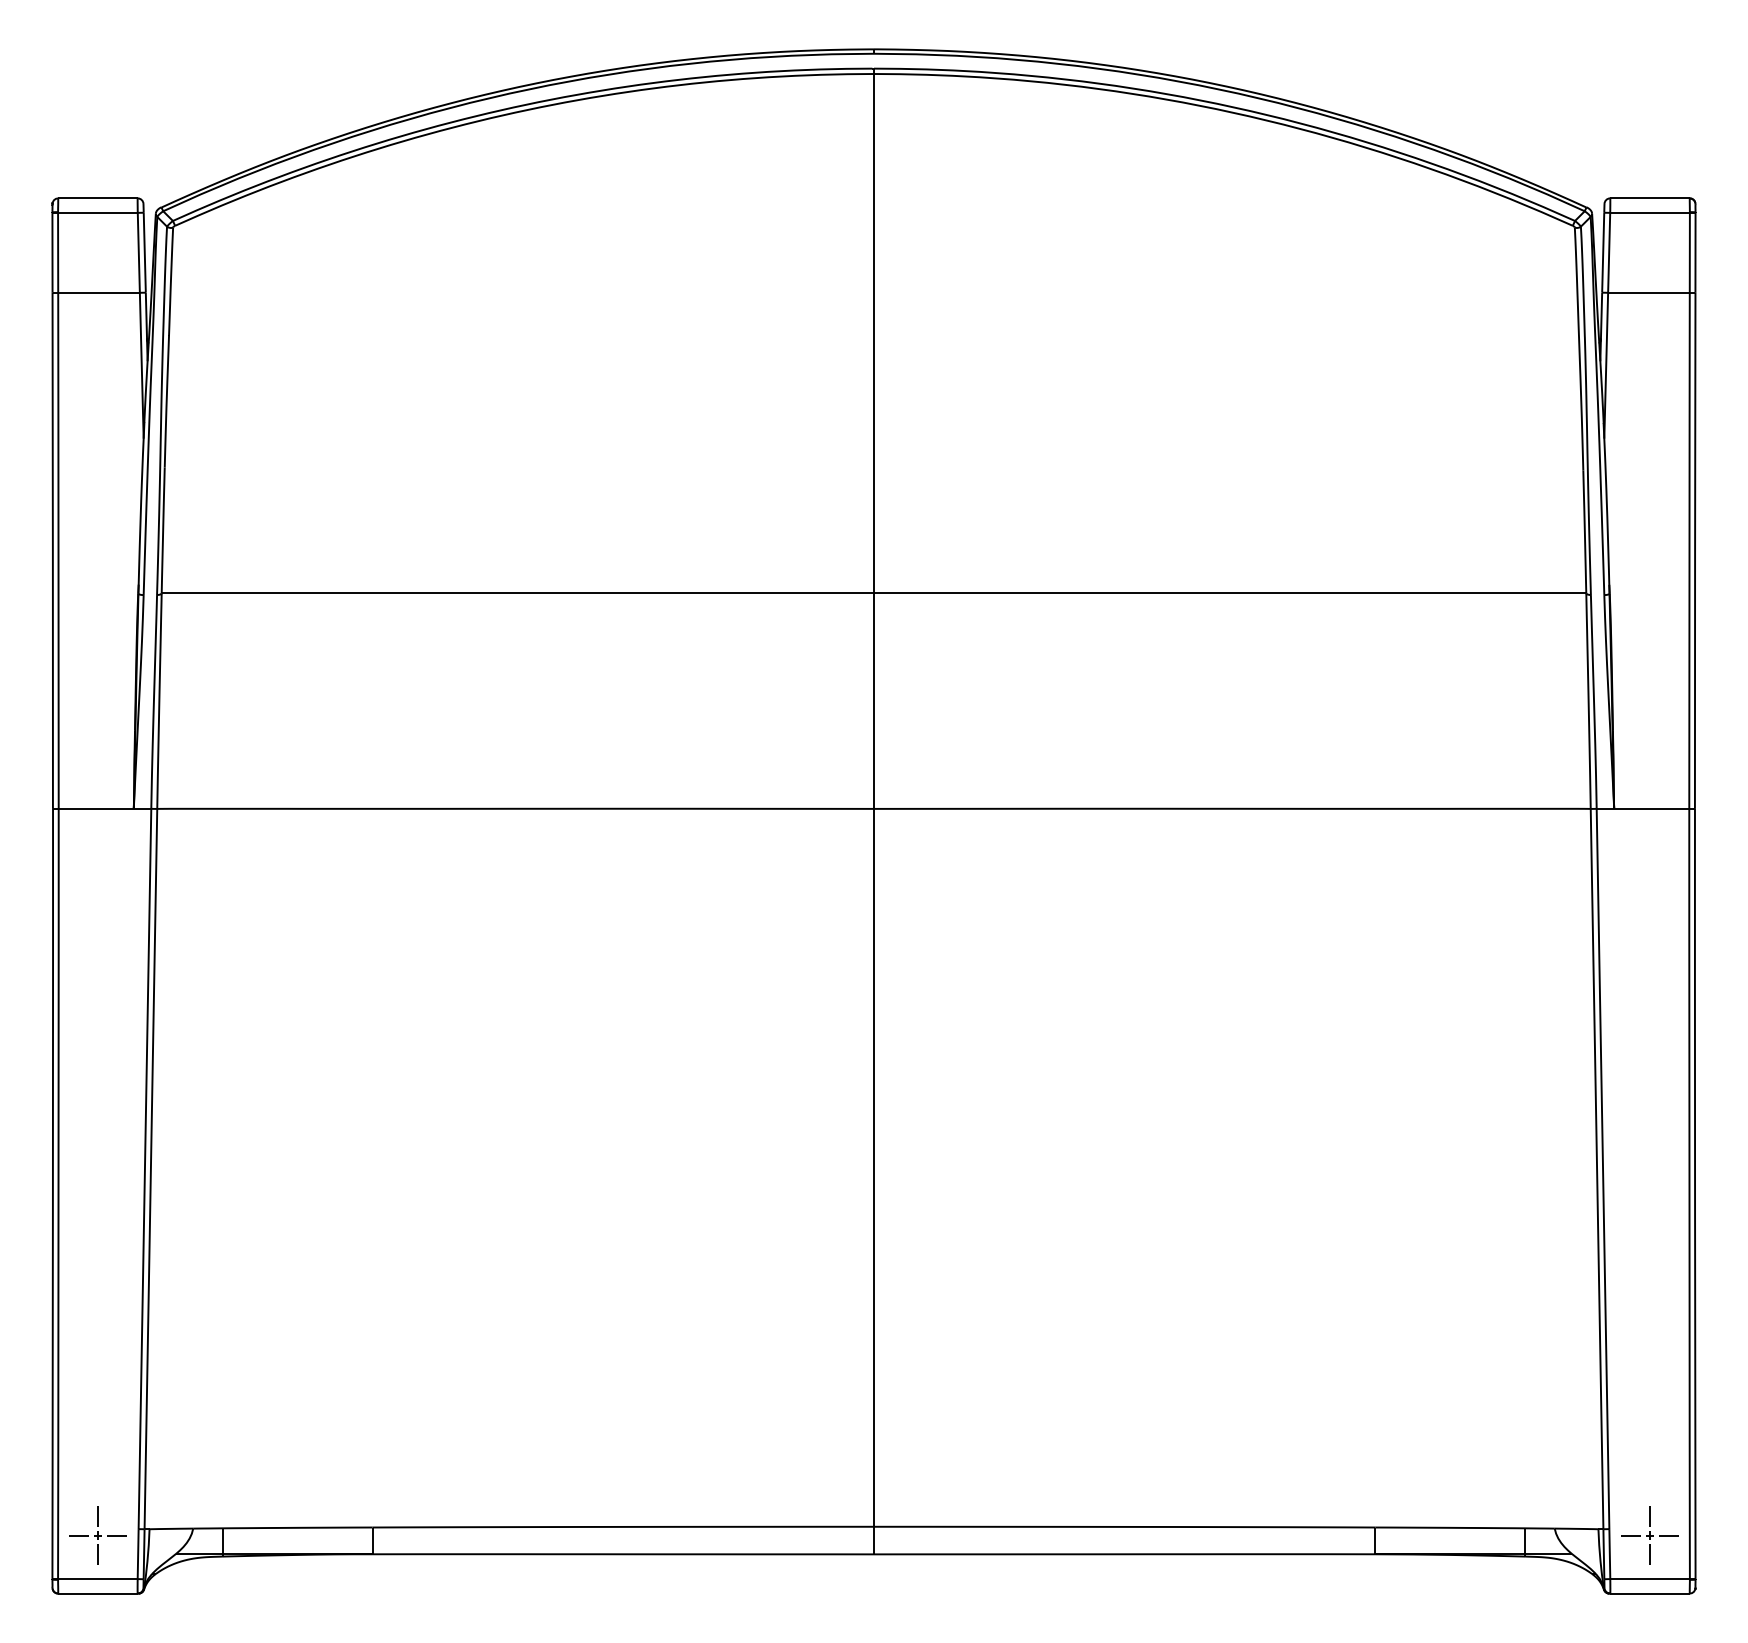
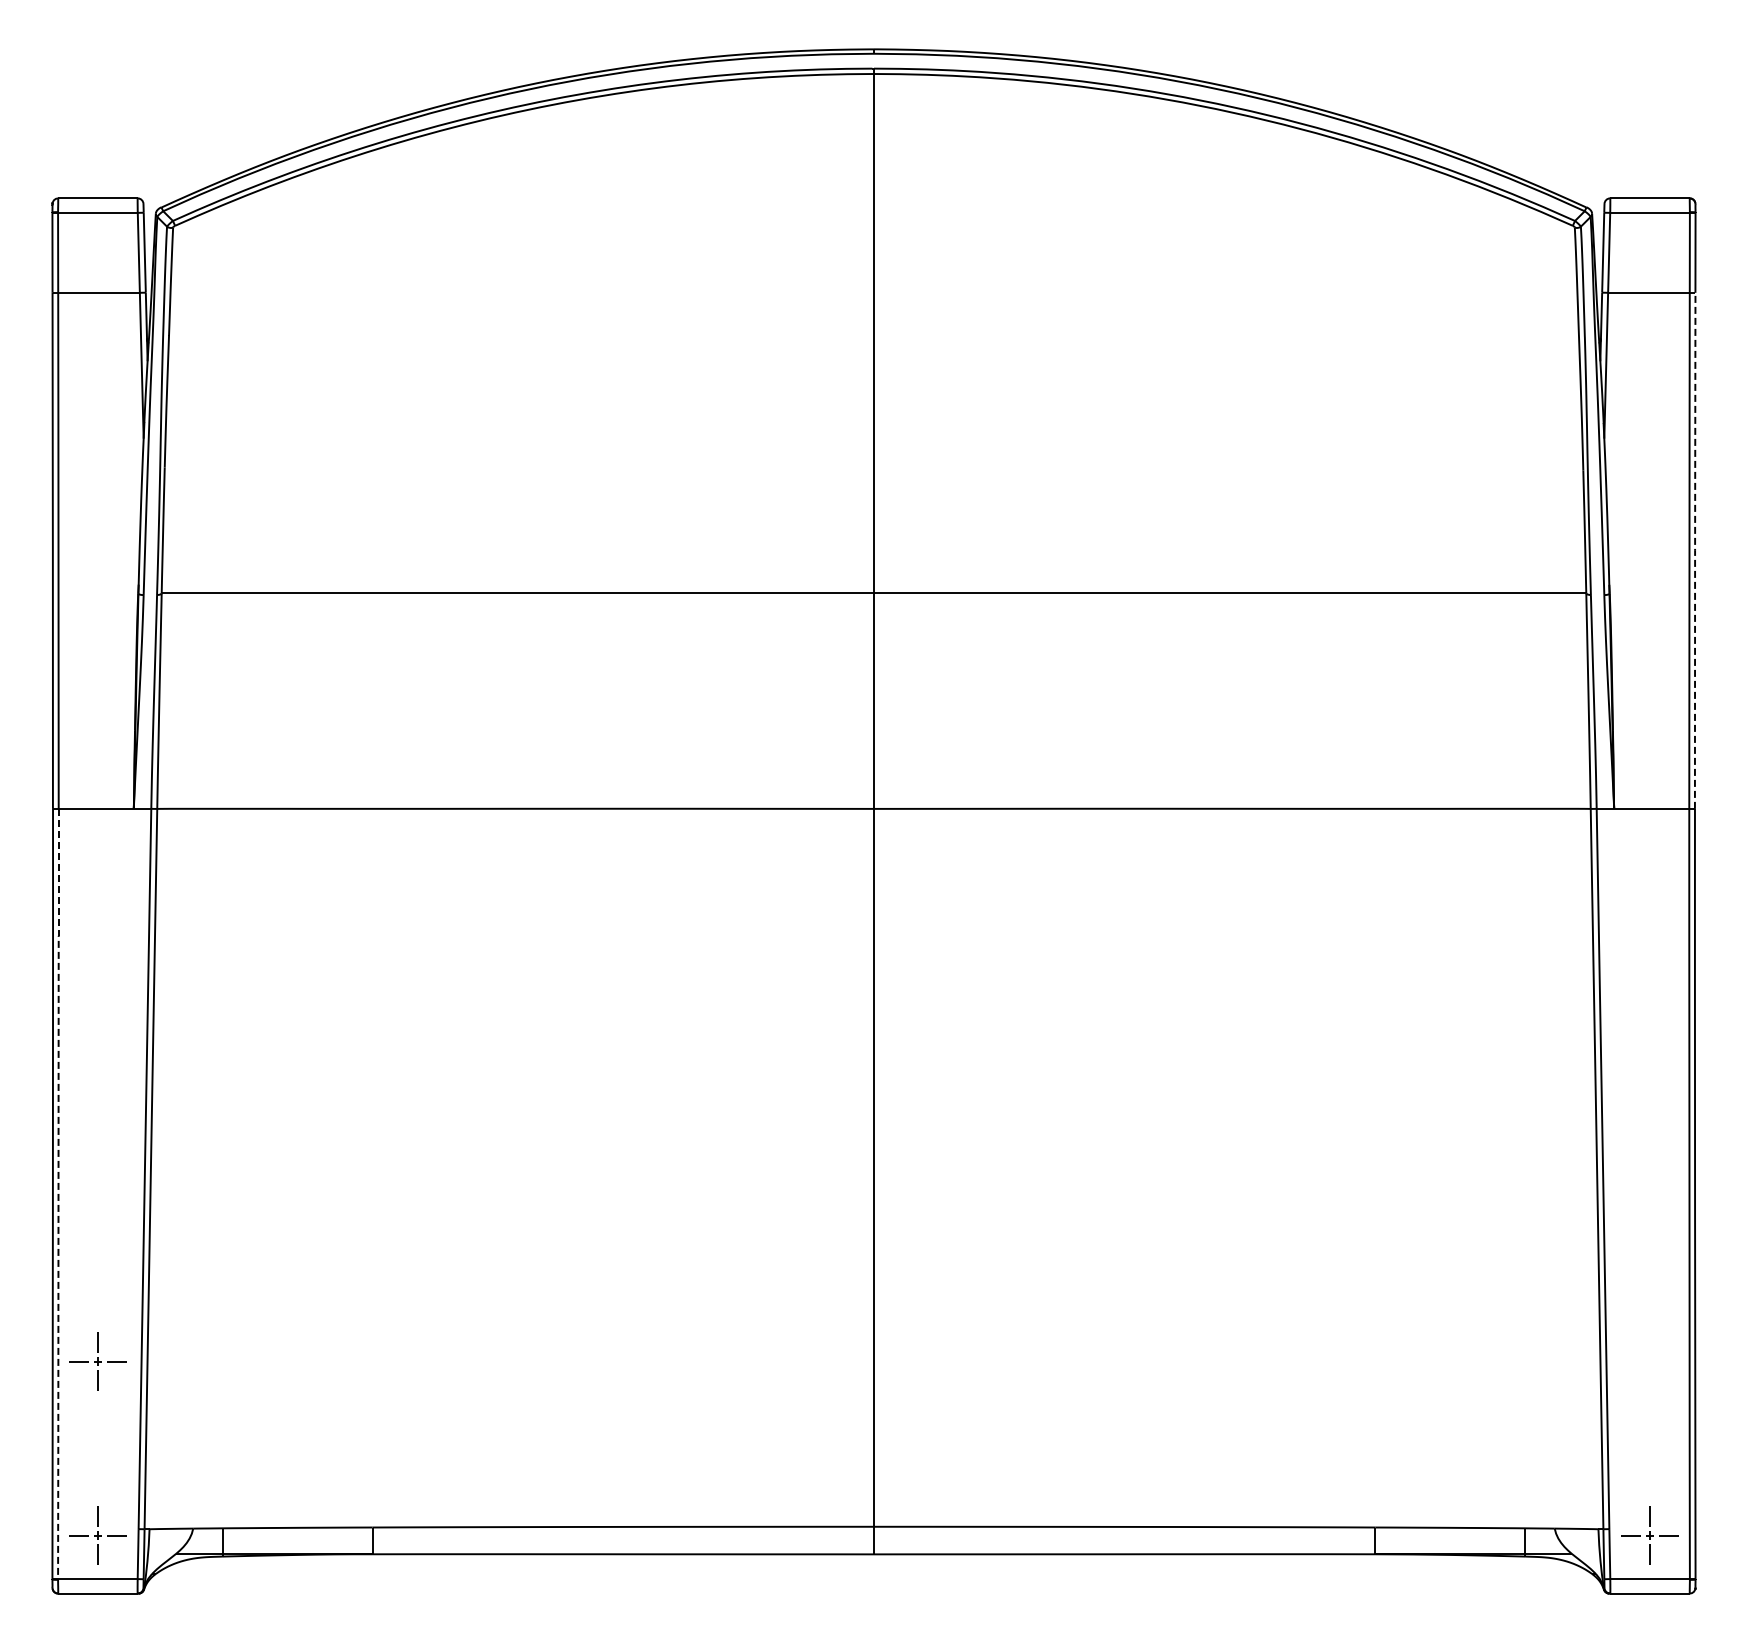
line: solid -> dashed (1695, 550)
line: solid -> dashed (58, 1194)
part: none -> present (97, 1361)
